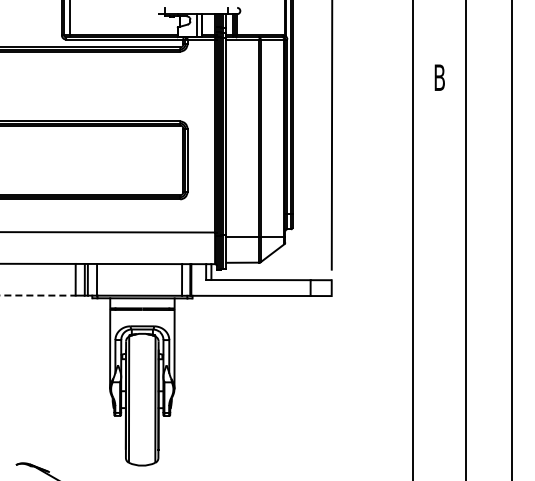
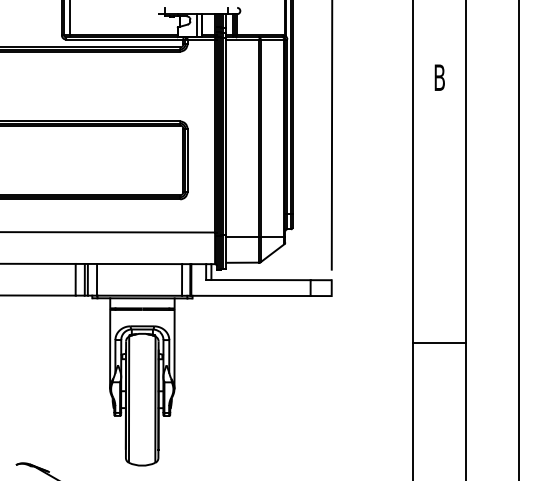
line position: (511, 239) -> (518, 239) (518, 239)
line: dashed -> solid (38, 295)
line: none -> present (439, 343)
